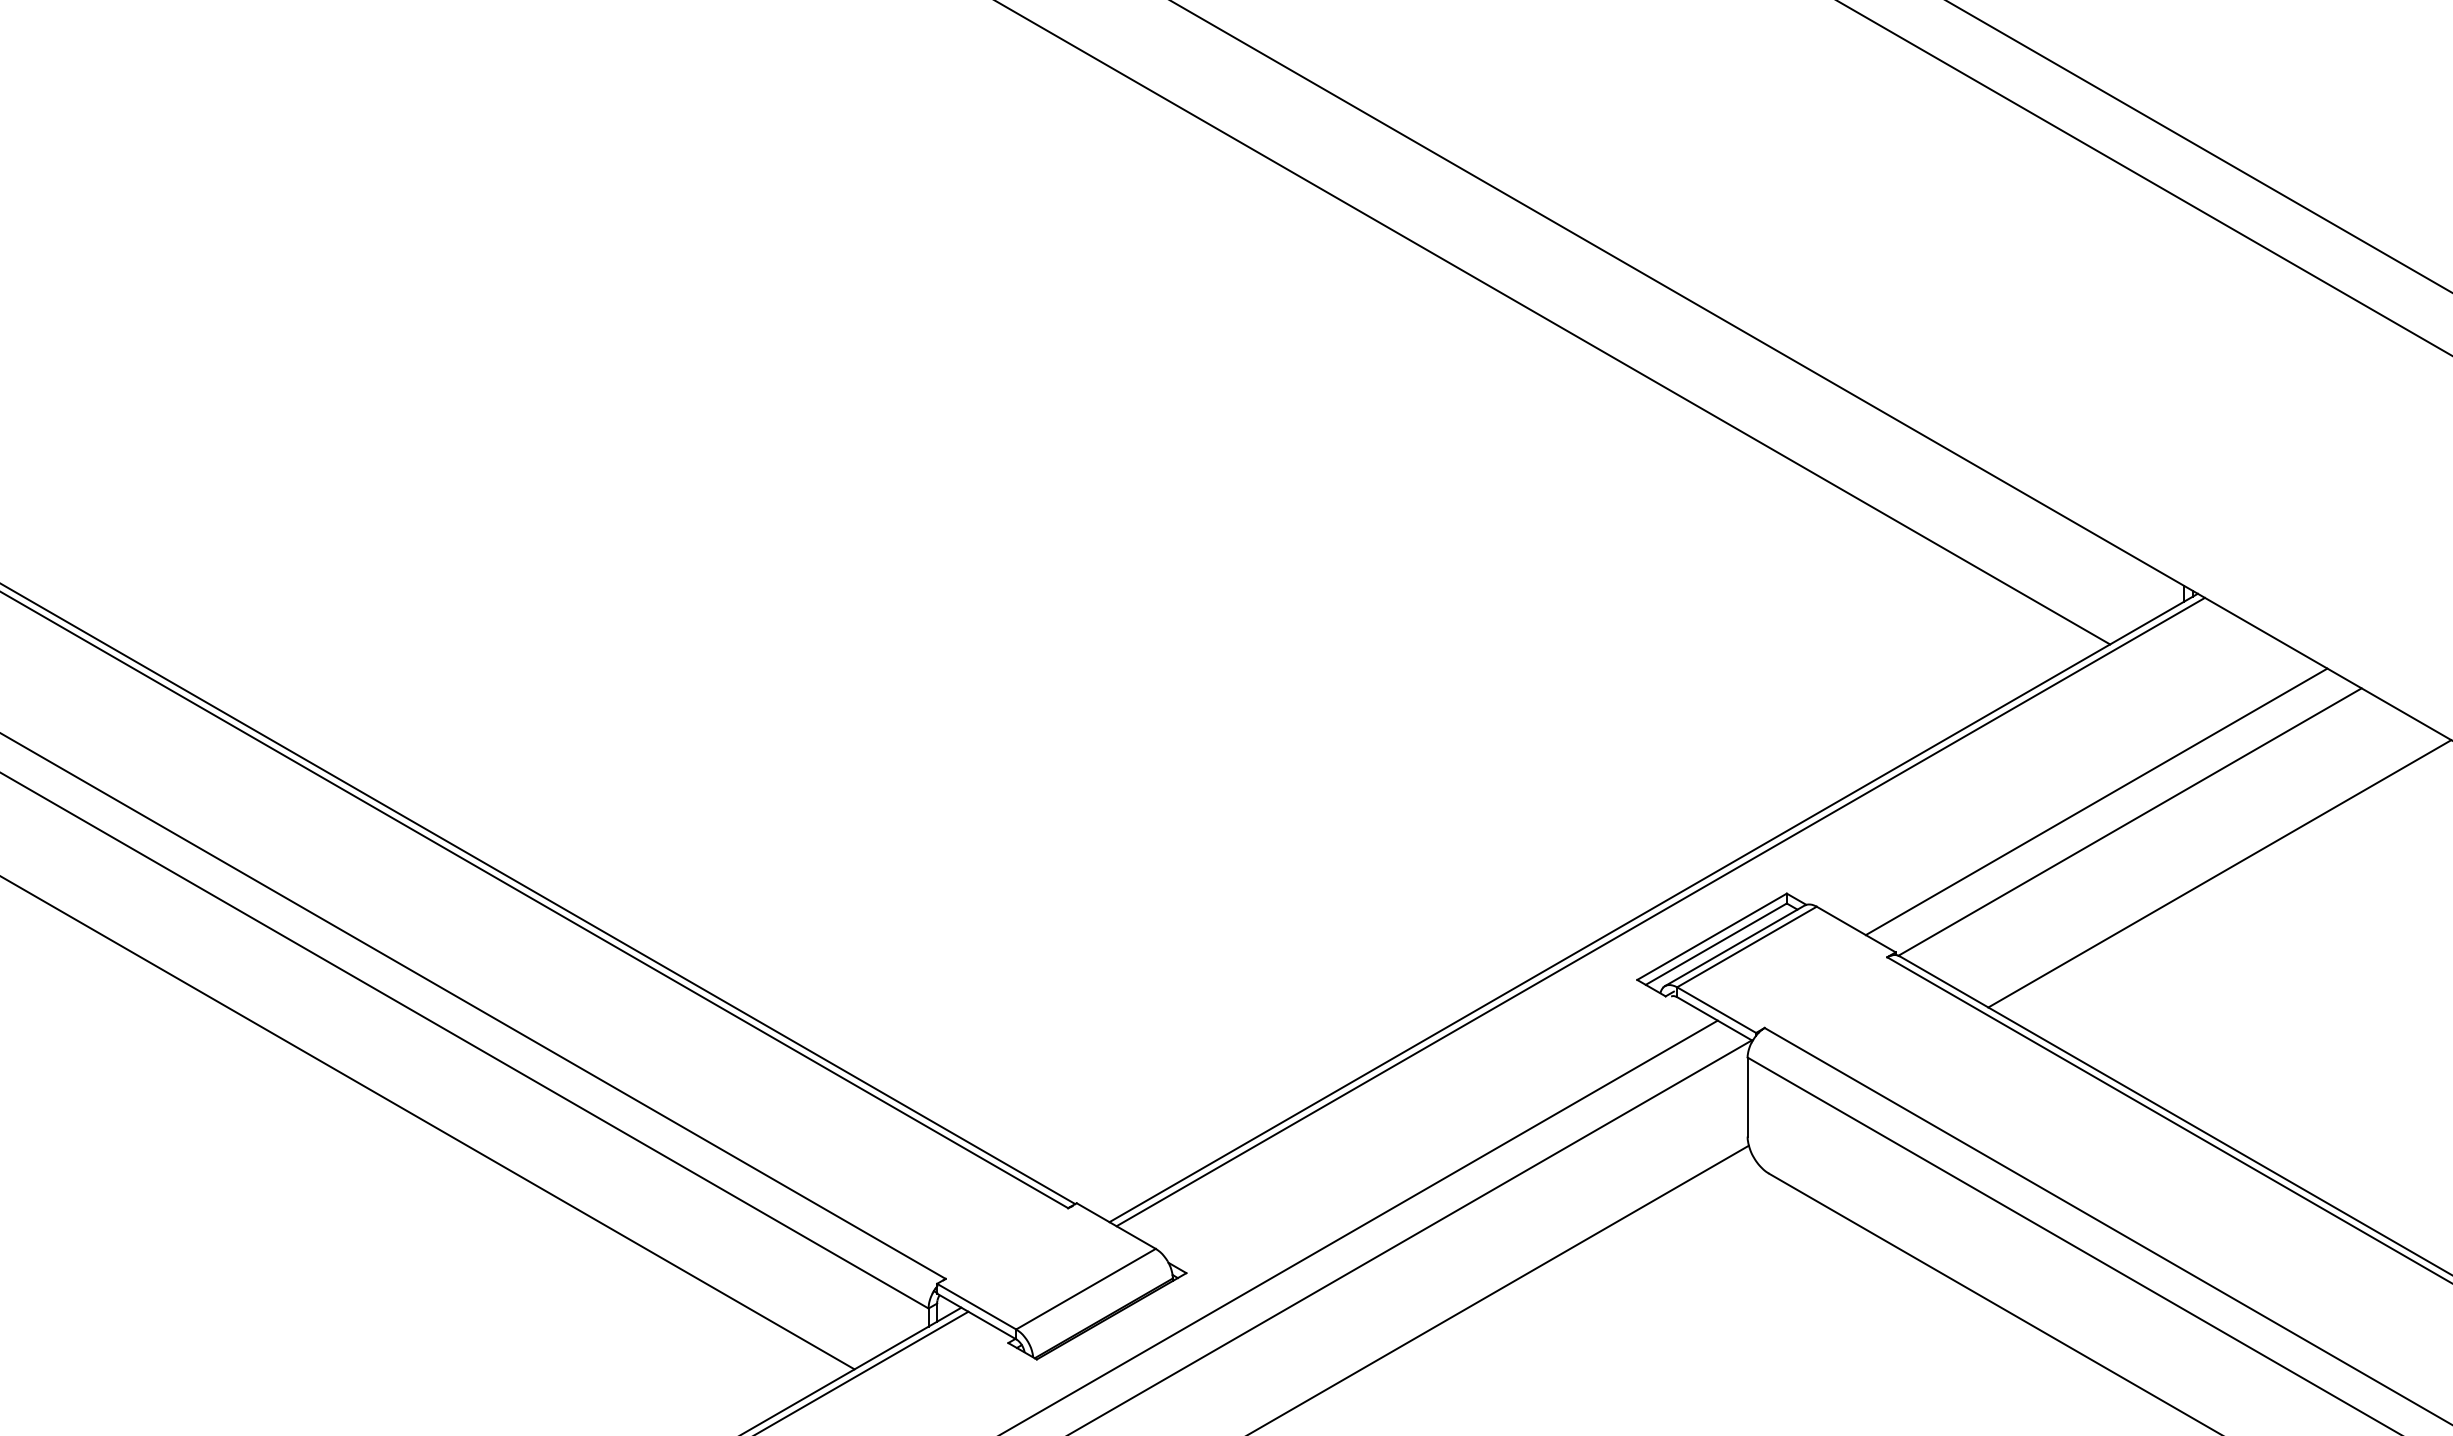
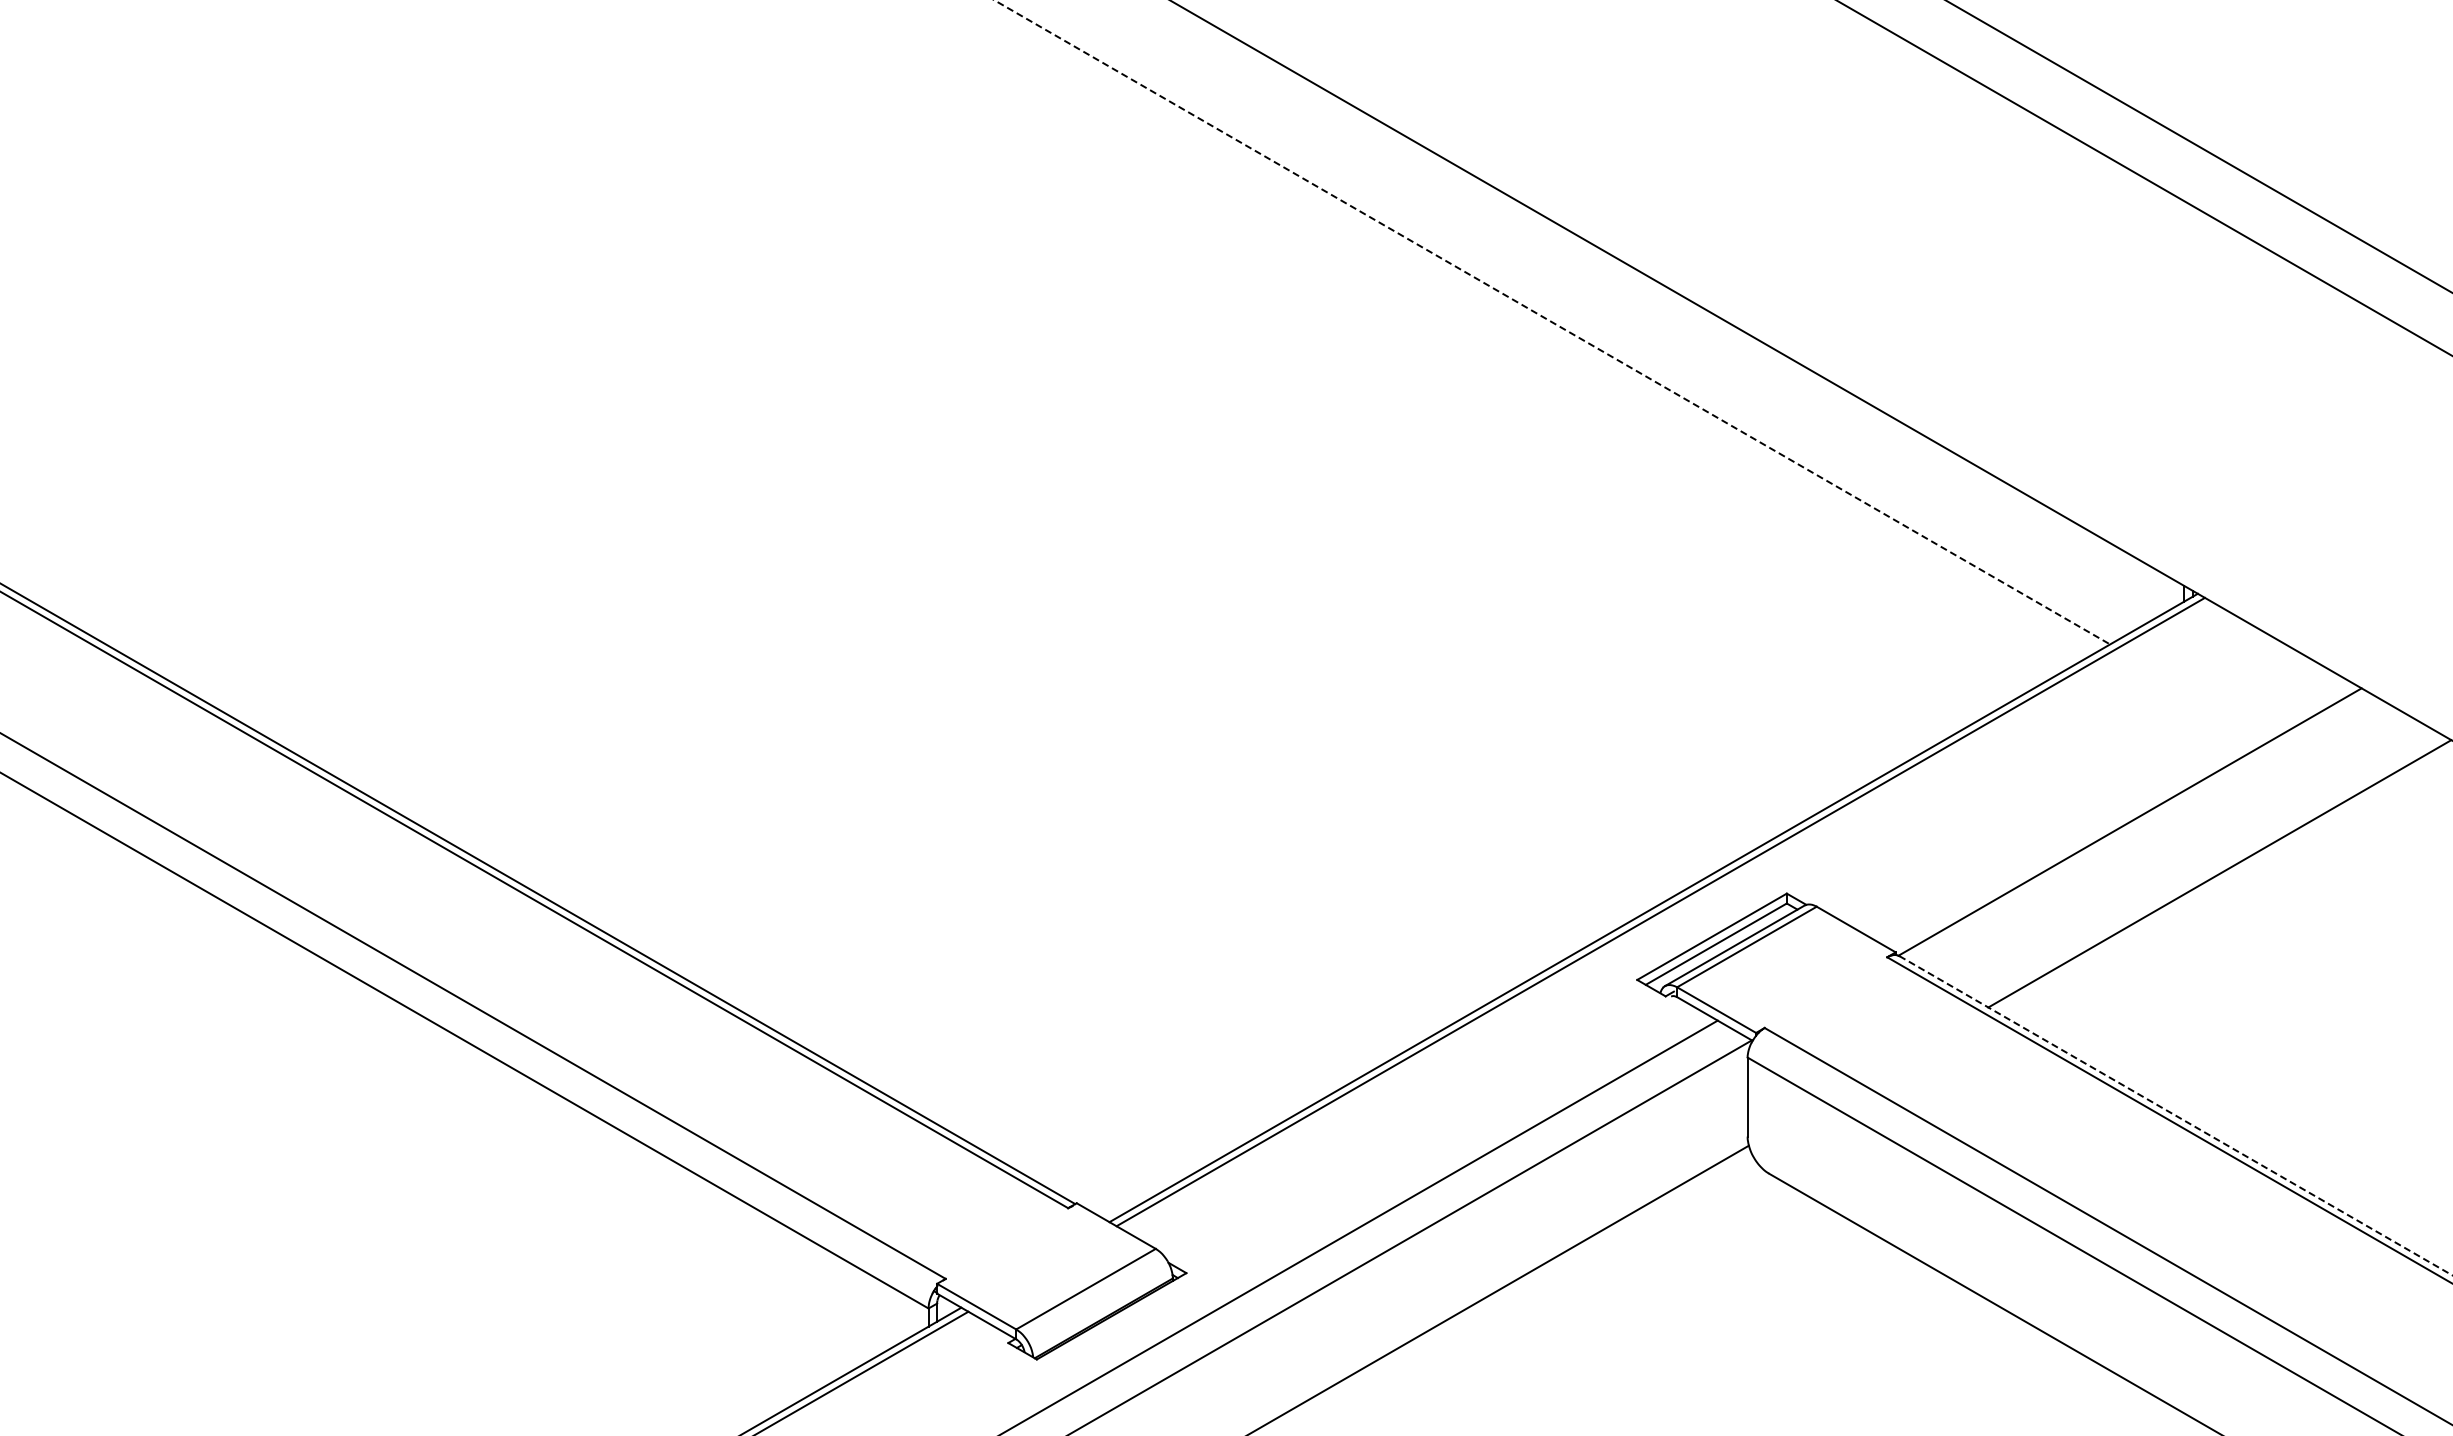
line: solid -> dashed (1552, 322)
line: present -> none (2096, 801)
line: solid -> dashed (2176, 1116)
line: present -> none (428, 1123)
